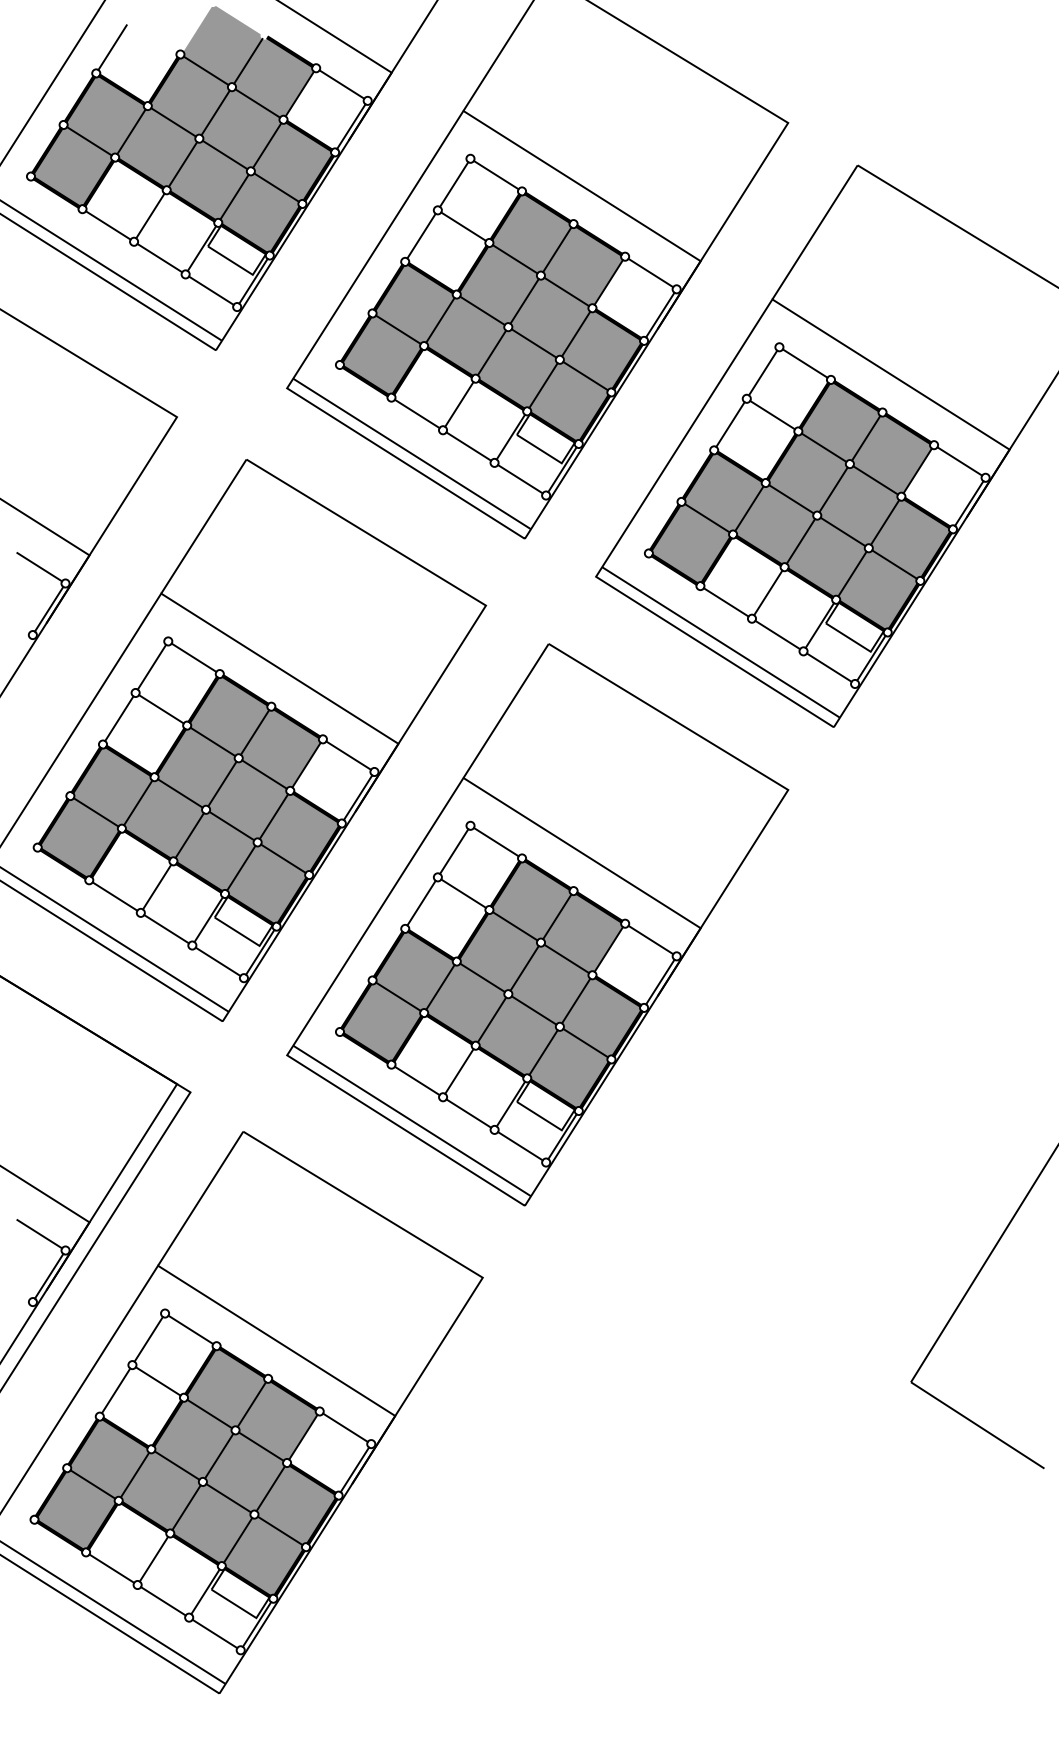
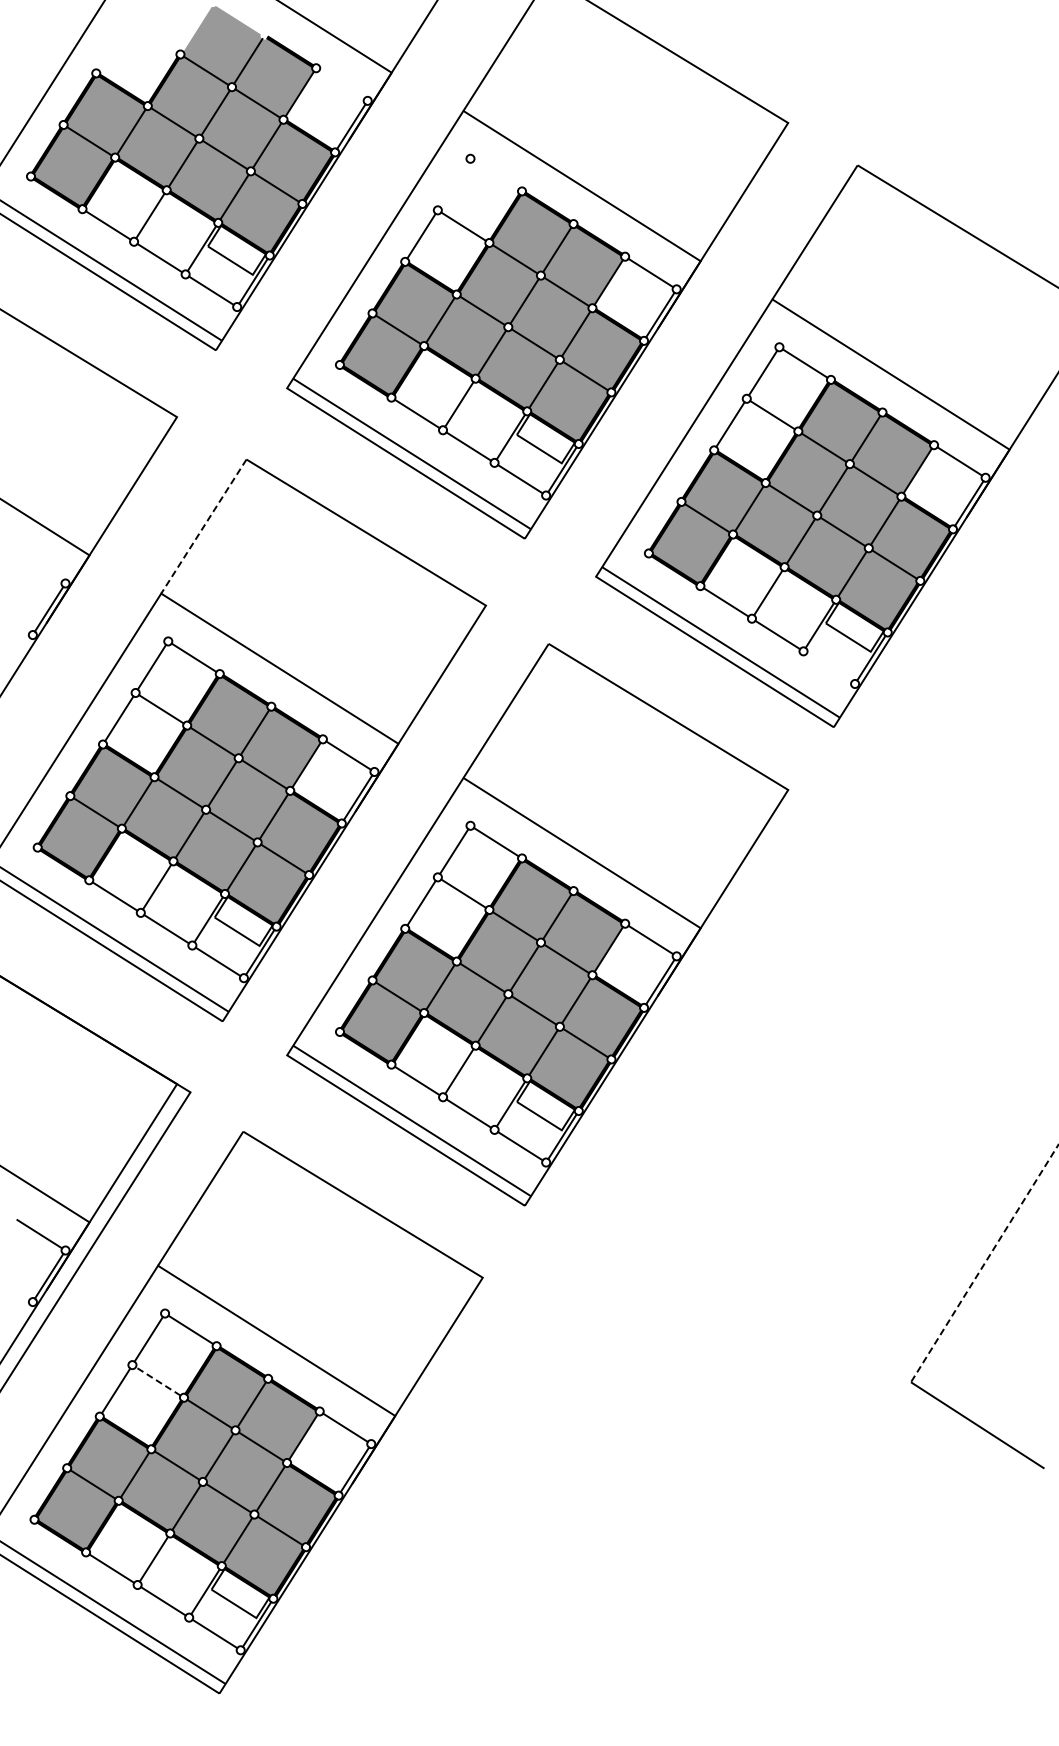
line: present -> none (112, 47)
line: present -> none (341, 84)
line: present -> none (495, 174)
line: present -> none (454, 184)
line: solid -> dashed (203, 526)
line: present -> none (39, 567)
line: present -> none (828, 667)
line: solid -> dashed (985, 1262)
line: solid -> dashed (157, 1381)
